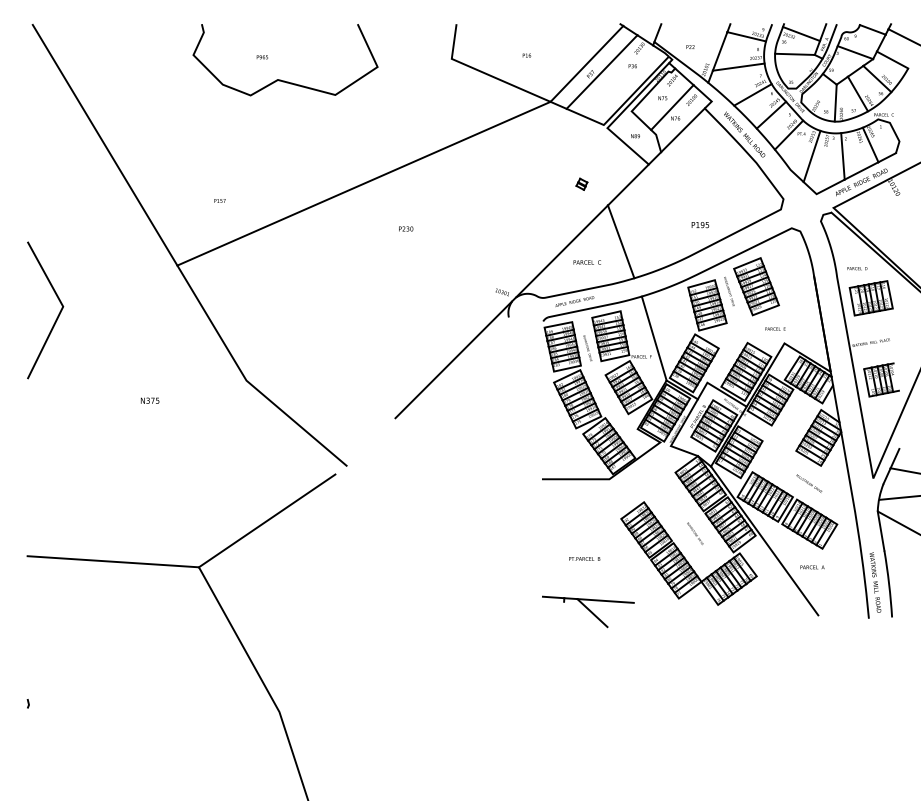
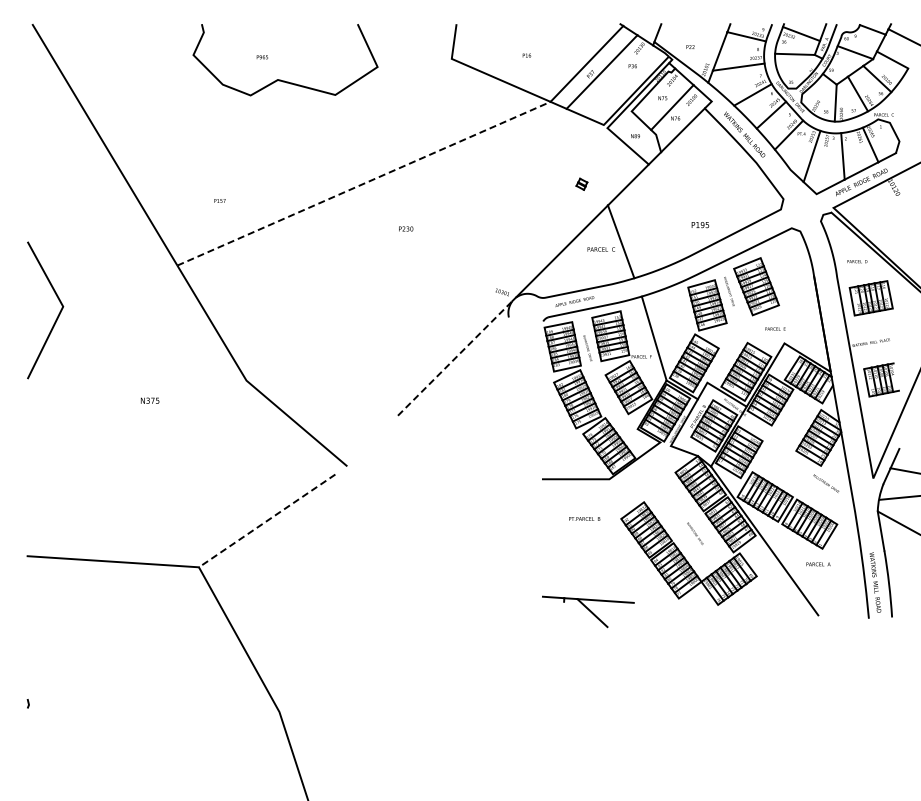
line: solid -> dashed (363, 183)
text position: (586, 262) -> (600, 249) (600, 249)
text position: (857, 268) -> (857, 261) (857, 261)
line: solid -> dashed (453, 360)
text position: (809, 483) -> (826, 483) (826, 483)
line: solid -> dashed (266, 521)
text position: (584, 558) -> (584, 518) (584, 518)
text position: (812, 567) -> (818, 564) (818, 564)
